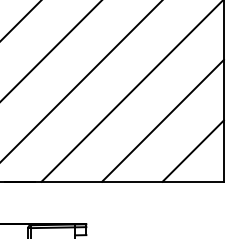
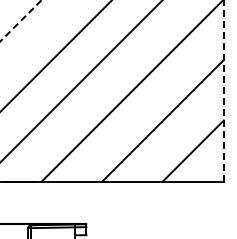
line: solid -> dashed (21, 20)
line position: (50, 51) -> (55, 56) (55, 56)
line: solid -> dashed (223, 91)
